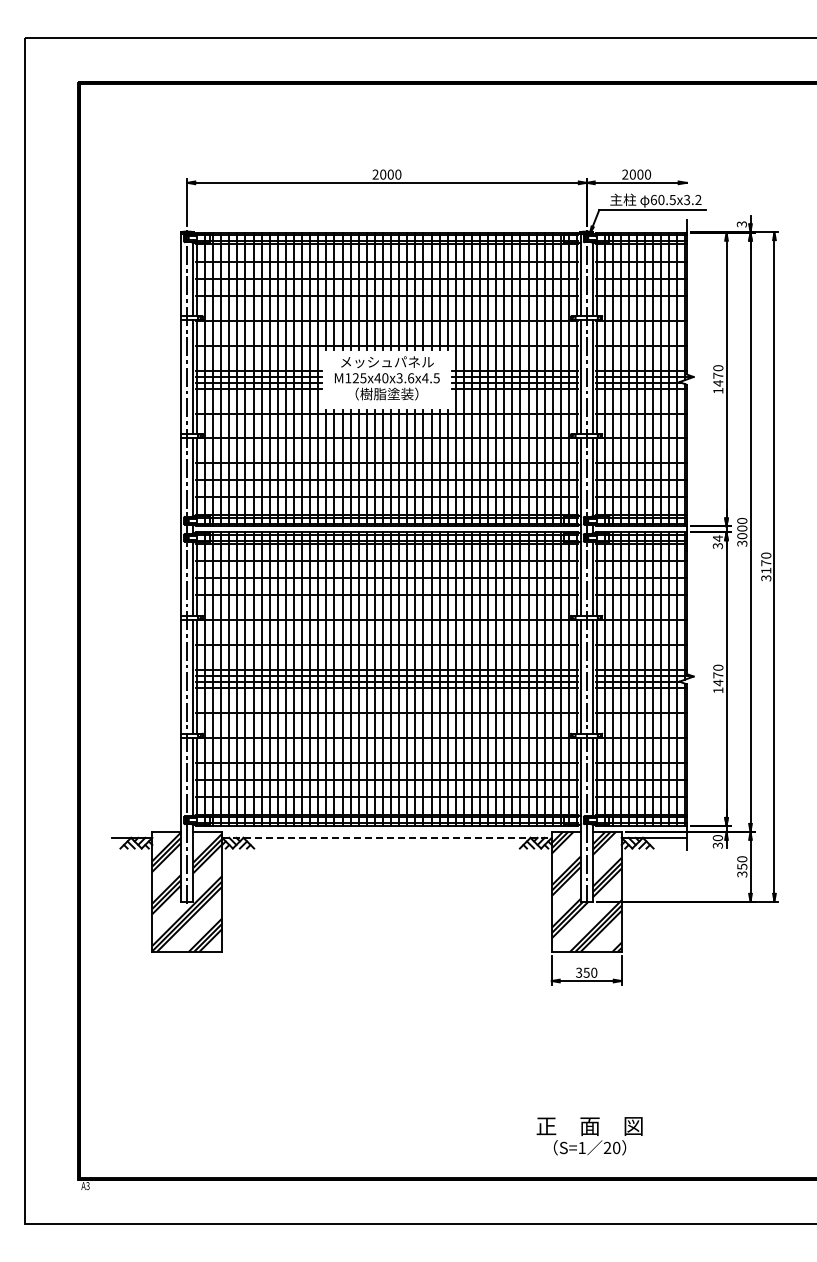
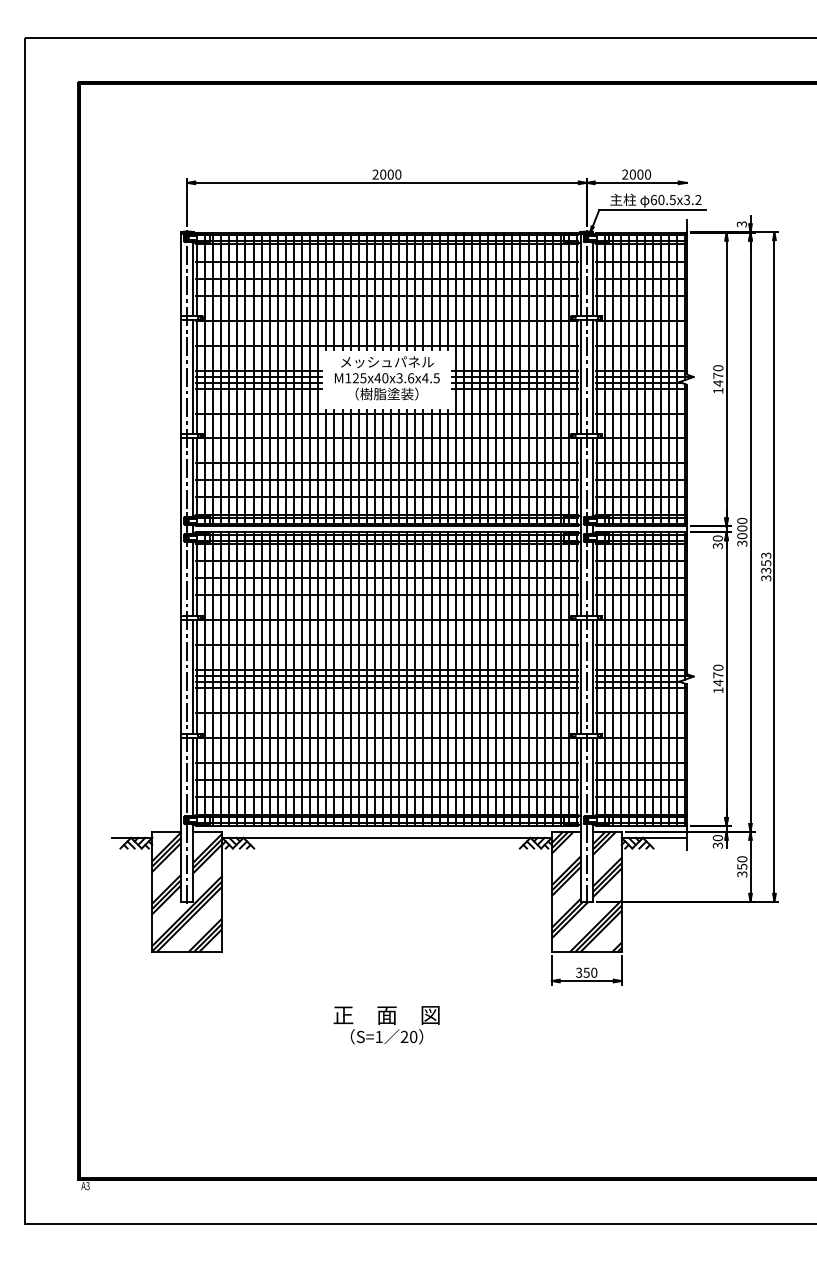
text: 34 -> 30 (717, 538)
text: 3170 -> 3353 (766, 562)
line: dashed -> solid (387, 837)
text position: (589, 1136) -> (386, 1025) (386, 1025)
